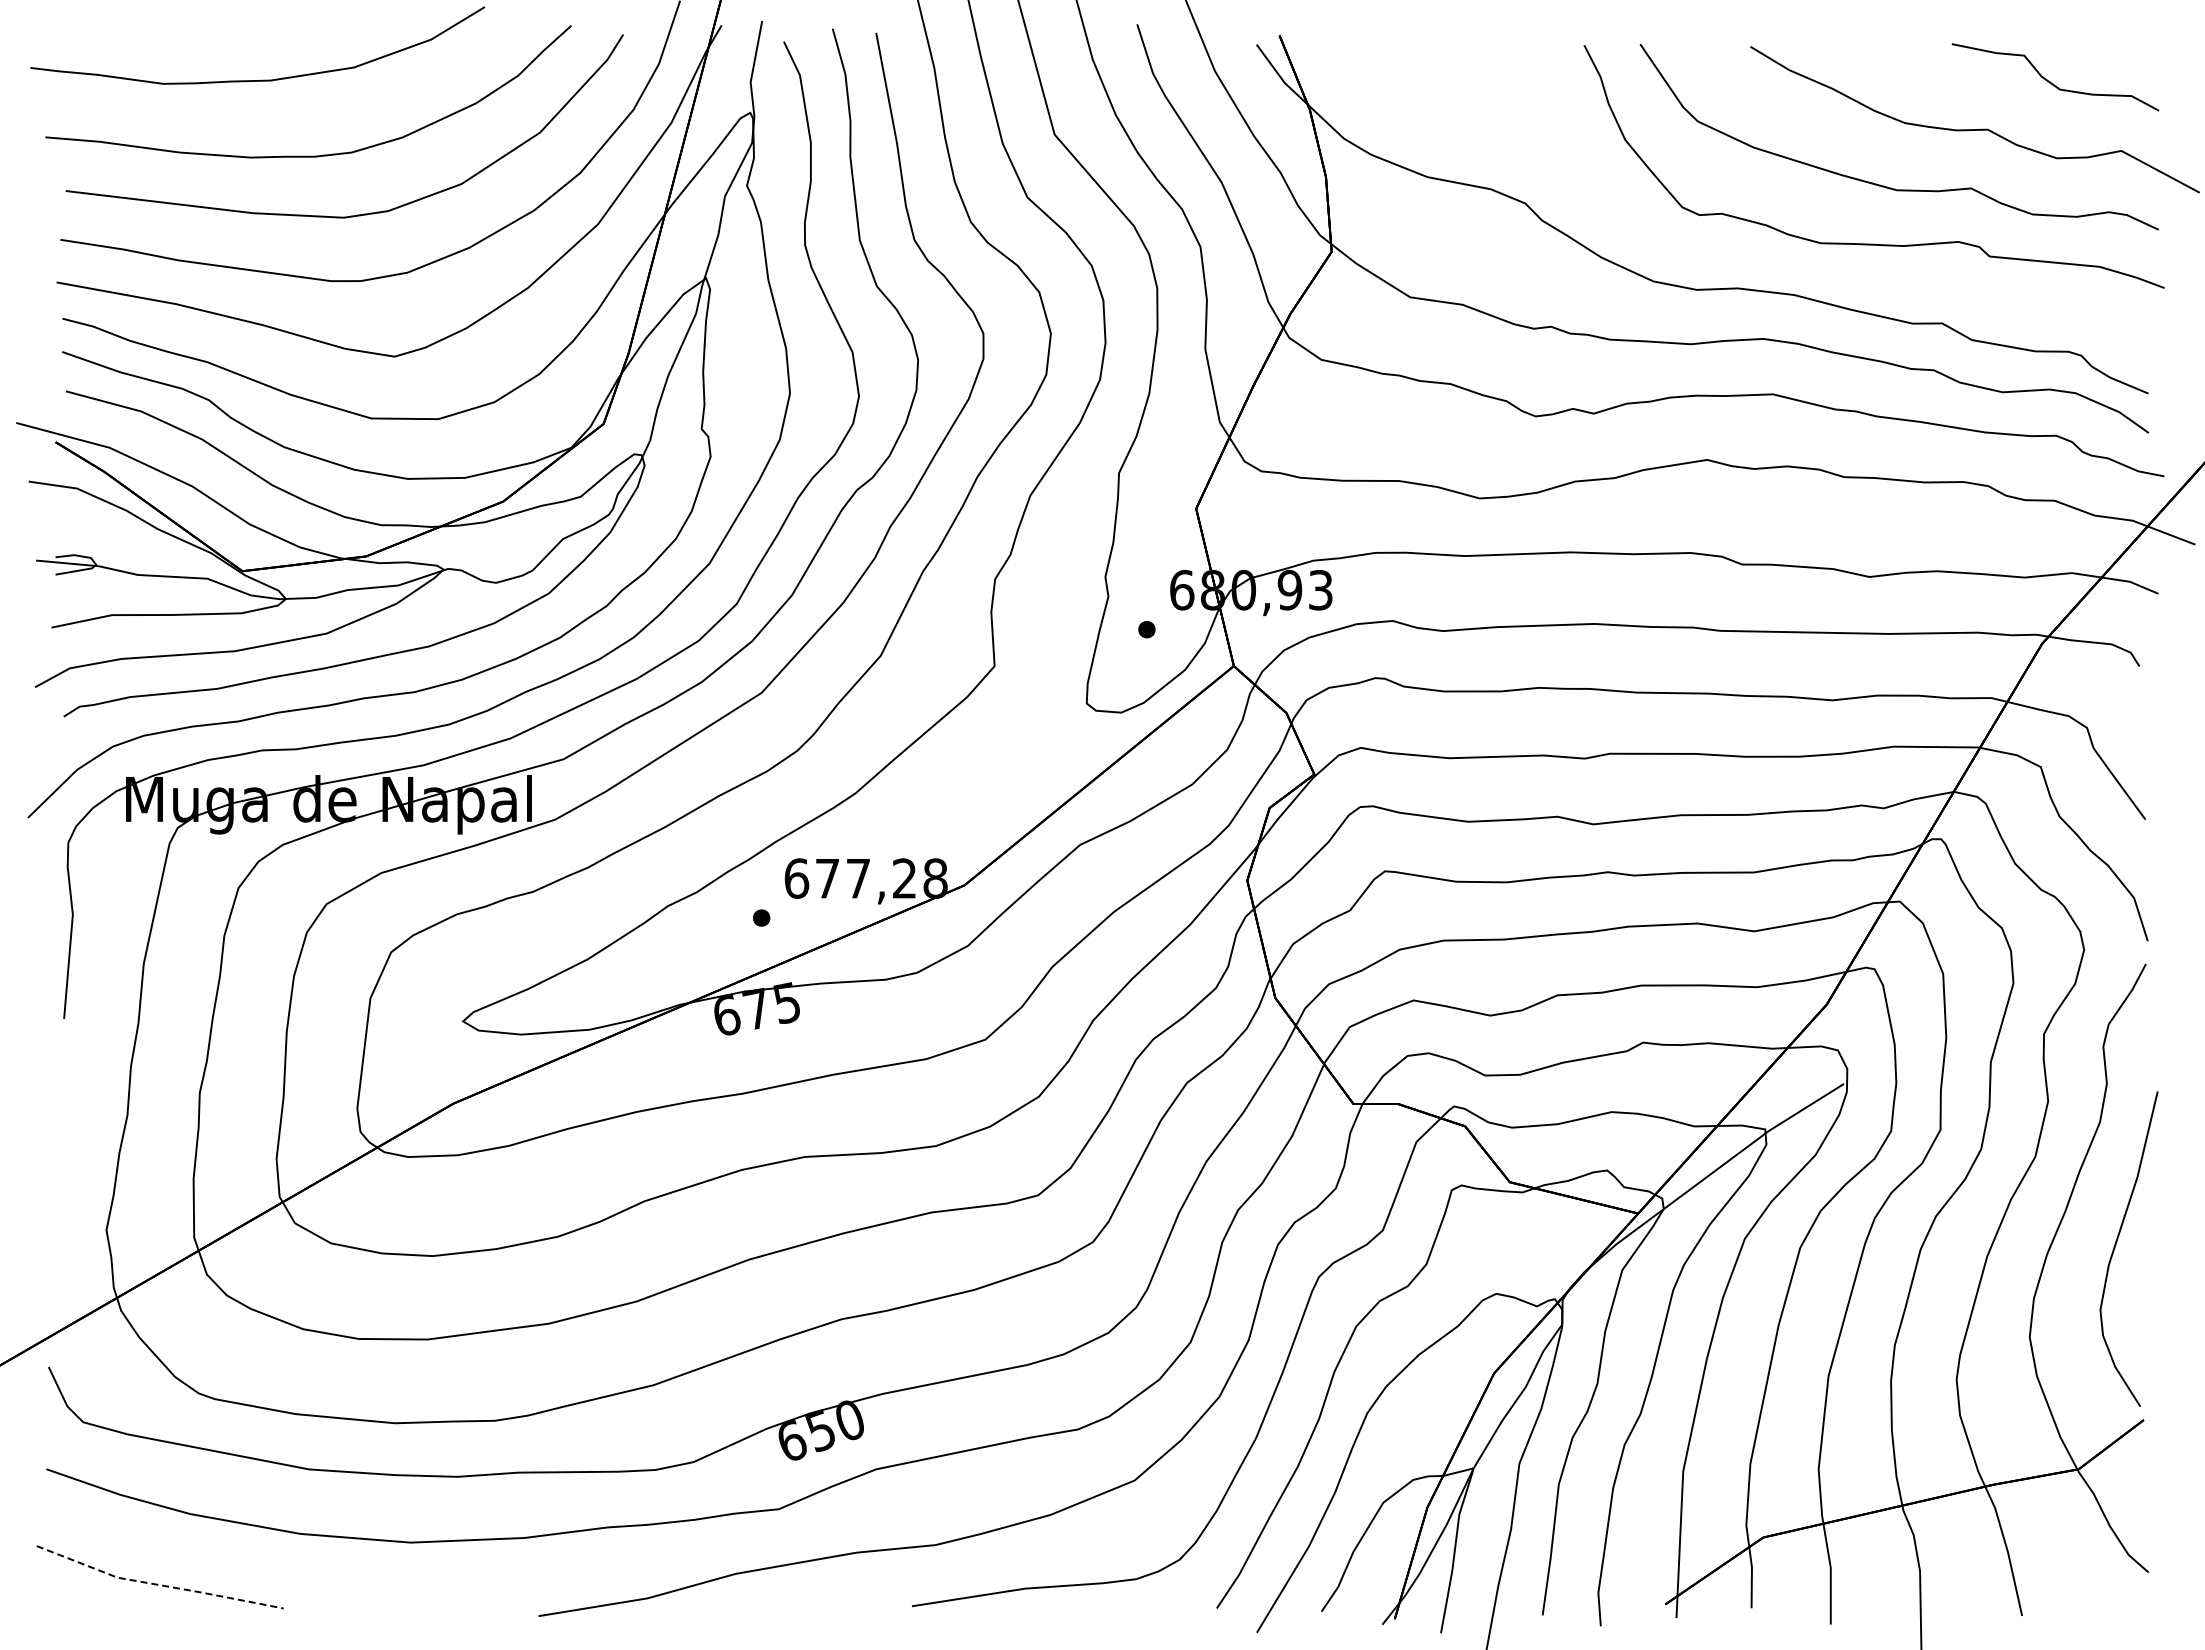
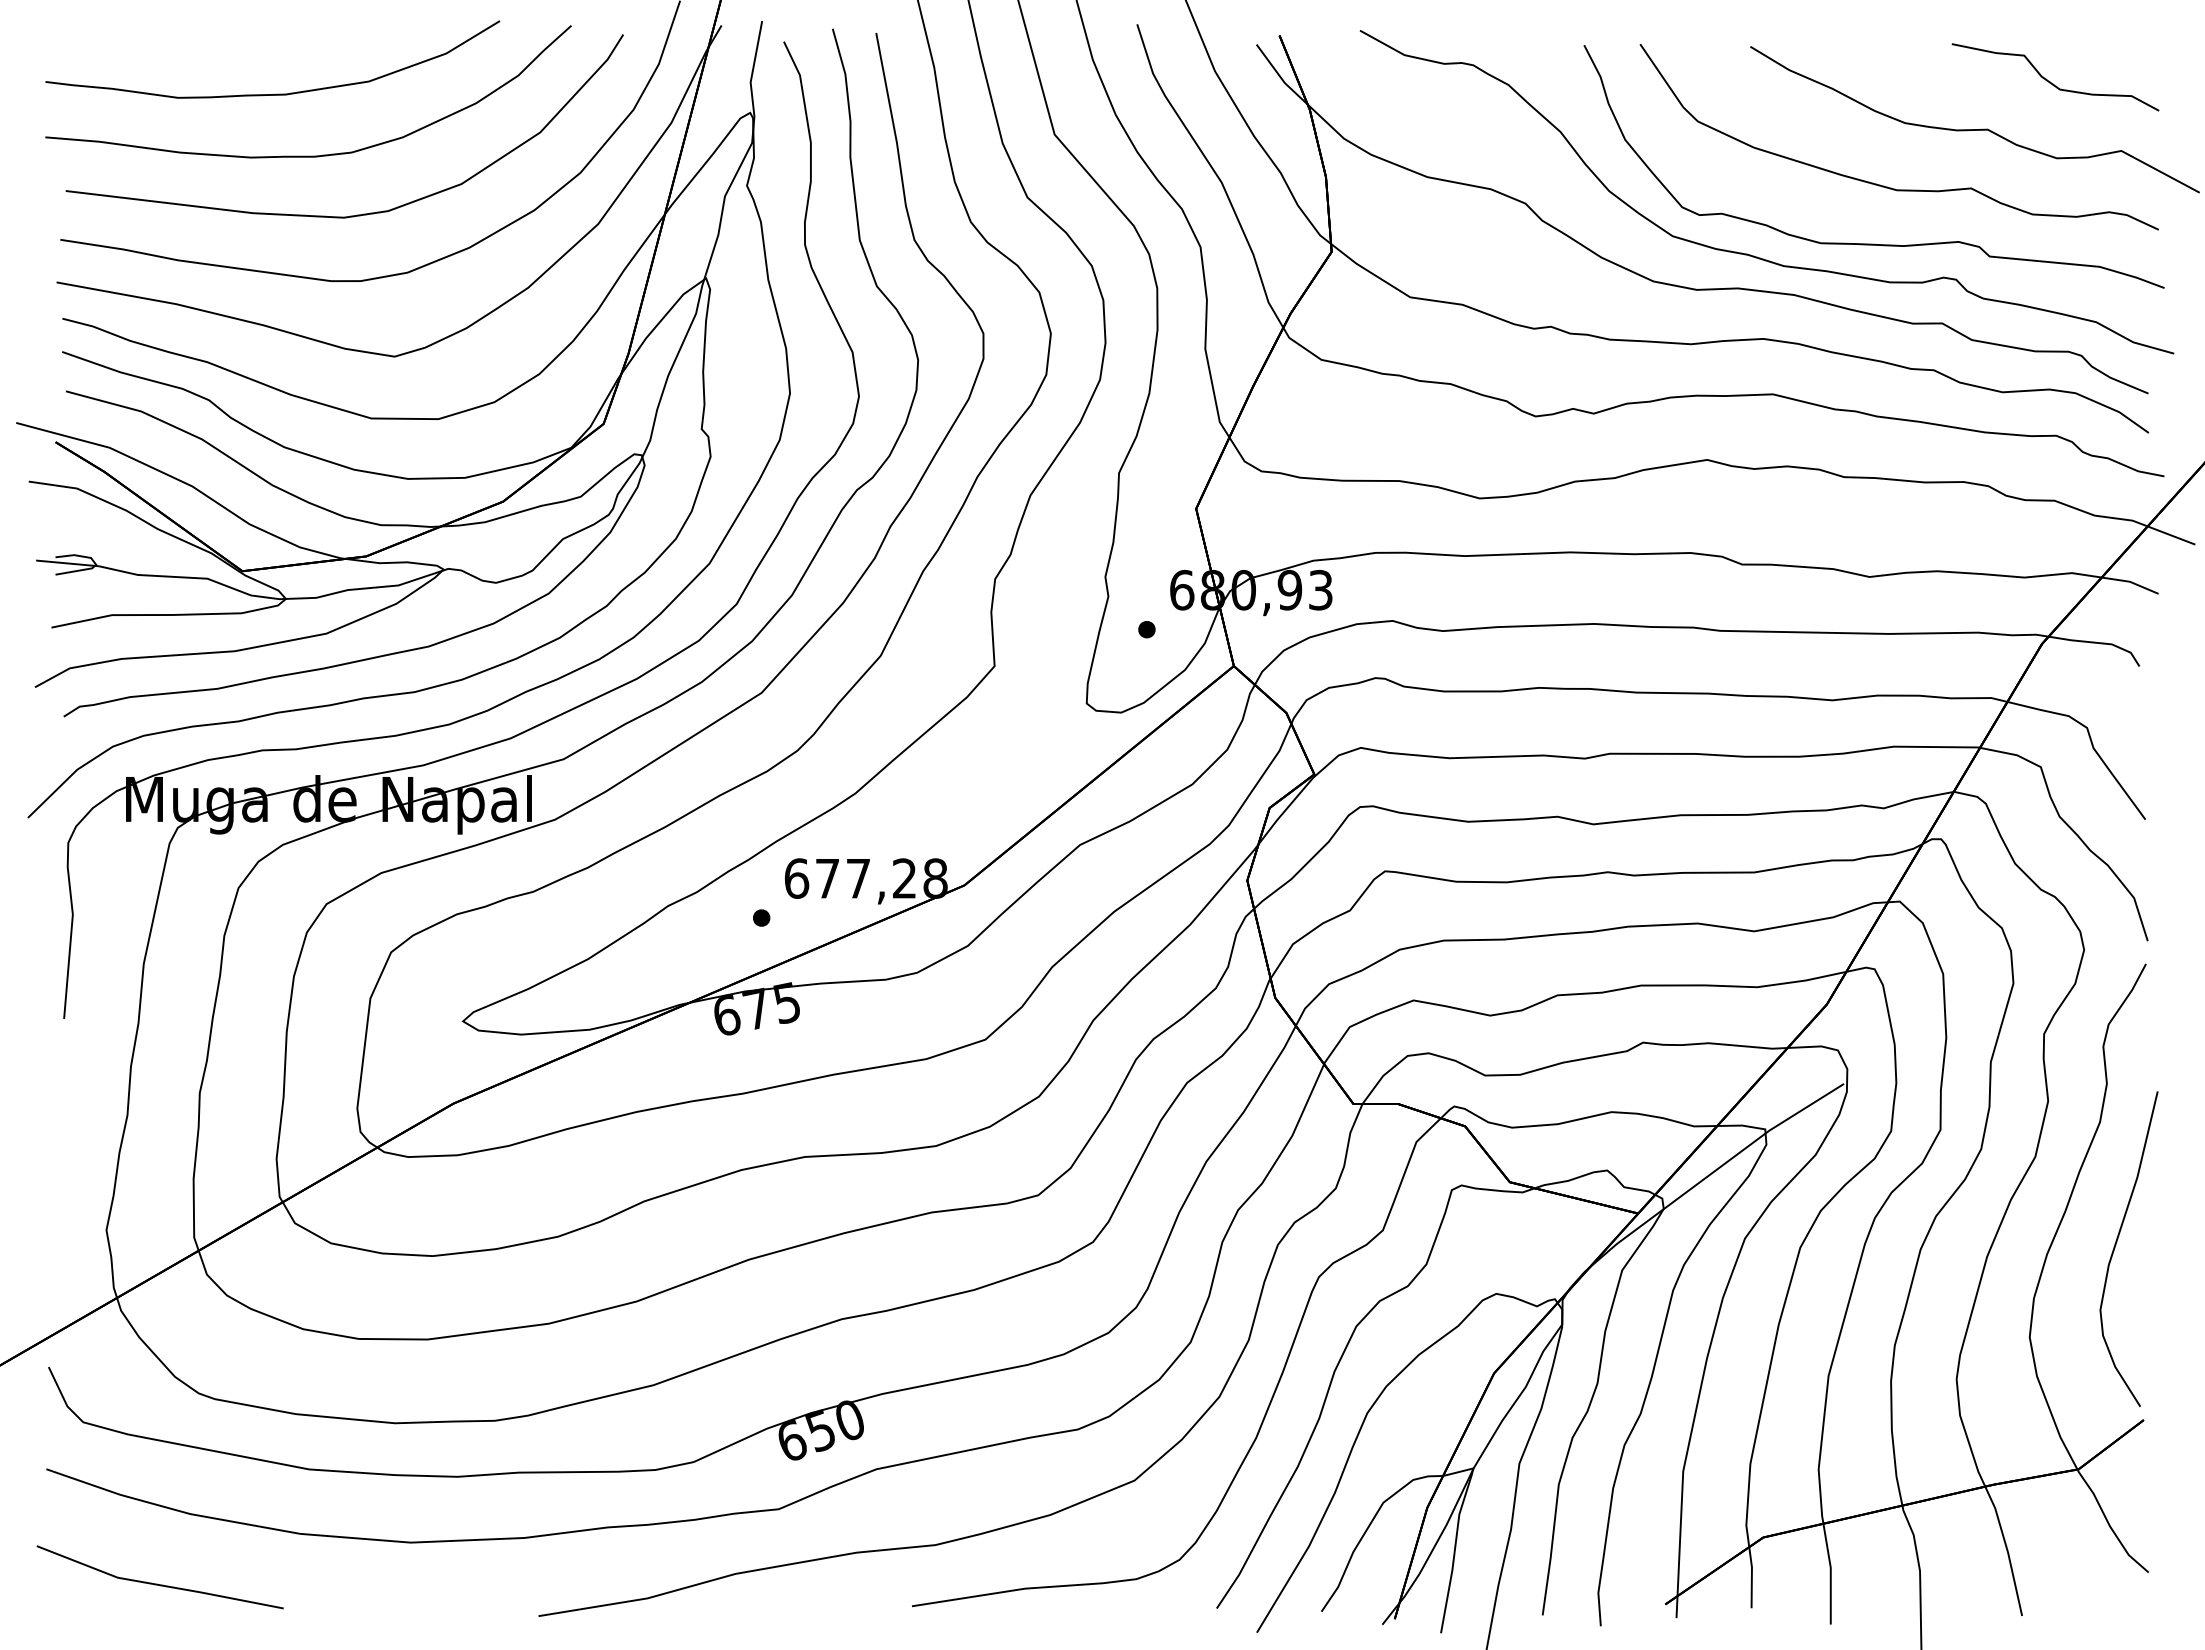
curve position: (261, 79) -> (276, 93) (276, 93)
curve: none -> present (1747, 253)
line: dashed -> solid (159, 1585)
